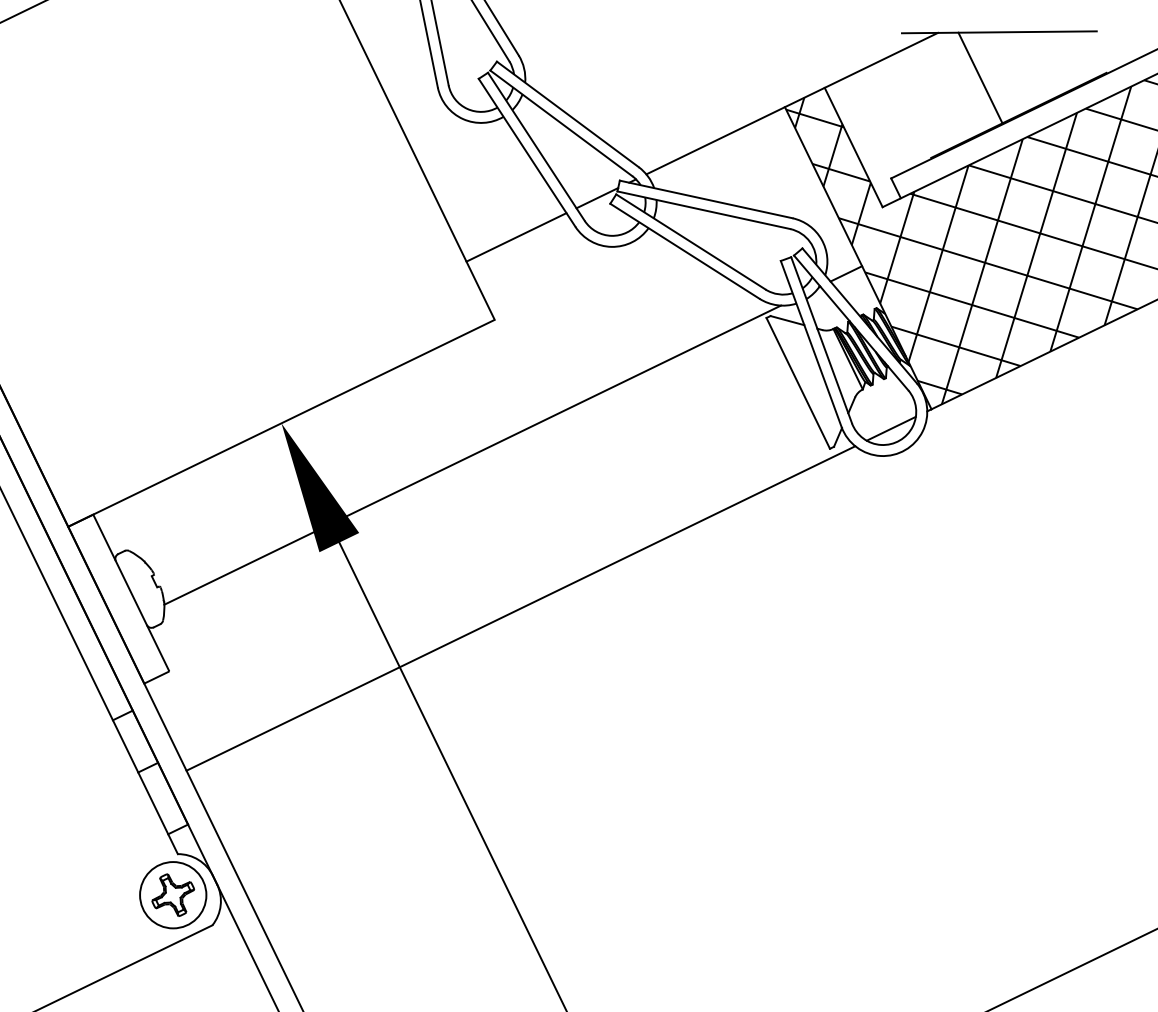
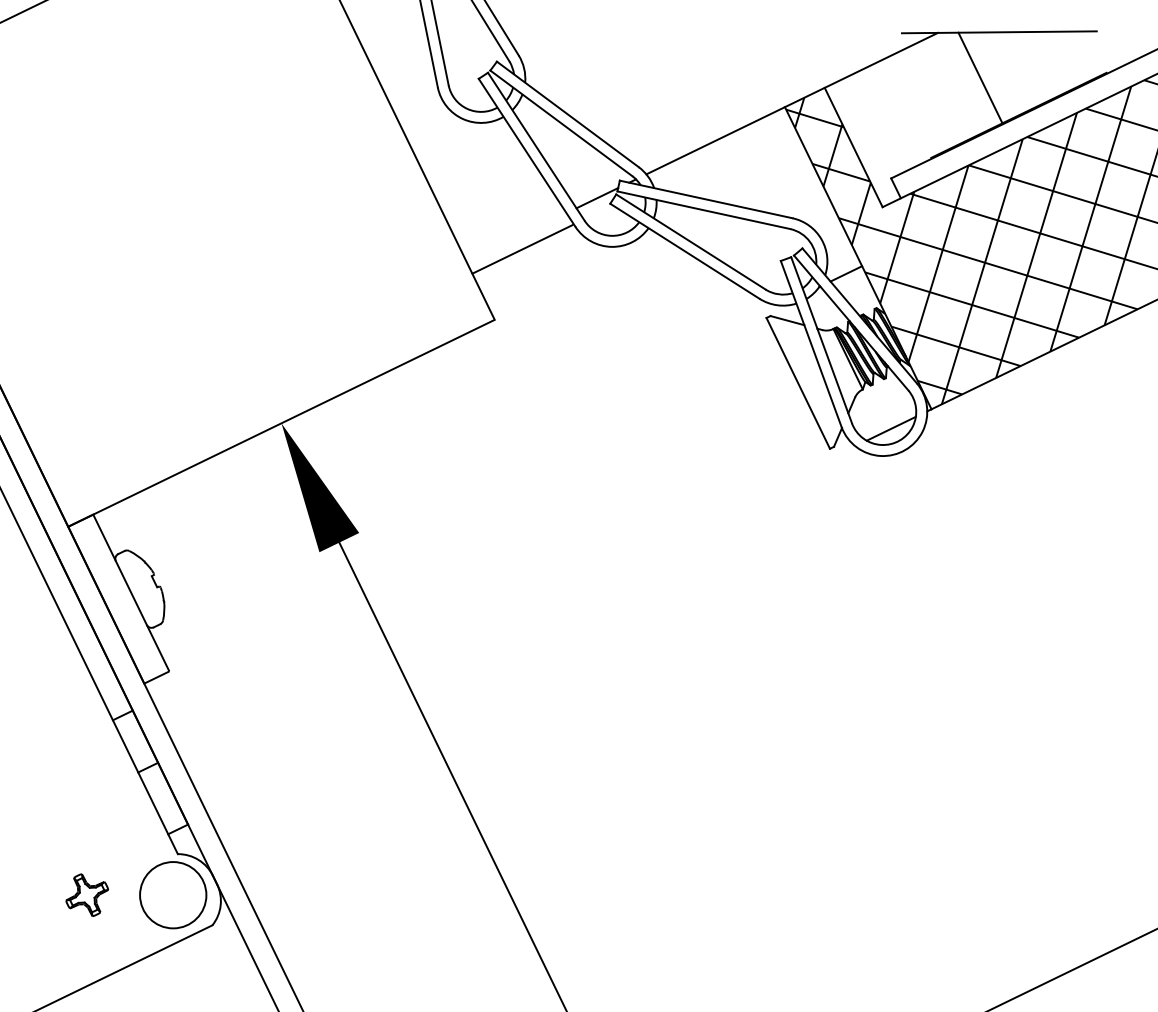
line position: (516, 237) -> (522, 249) (522, 249)
line: present -> none (472, 454)
line: present -> none (520, 608)
part position: (173, 894) -> (87, 894) (87, 894)
